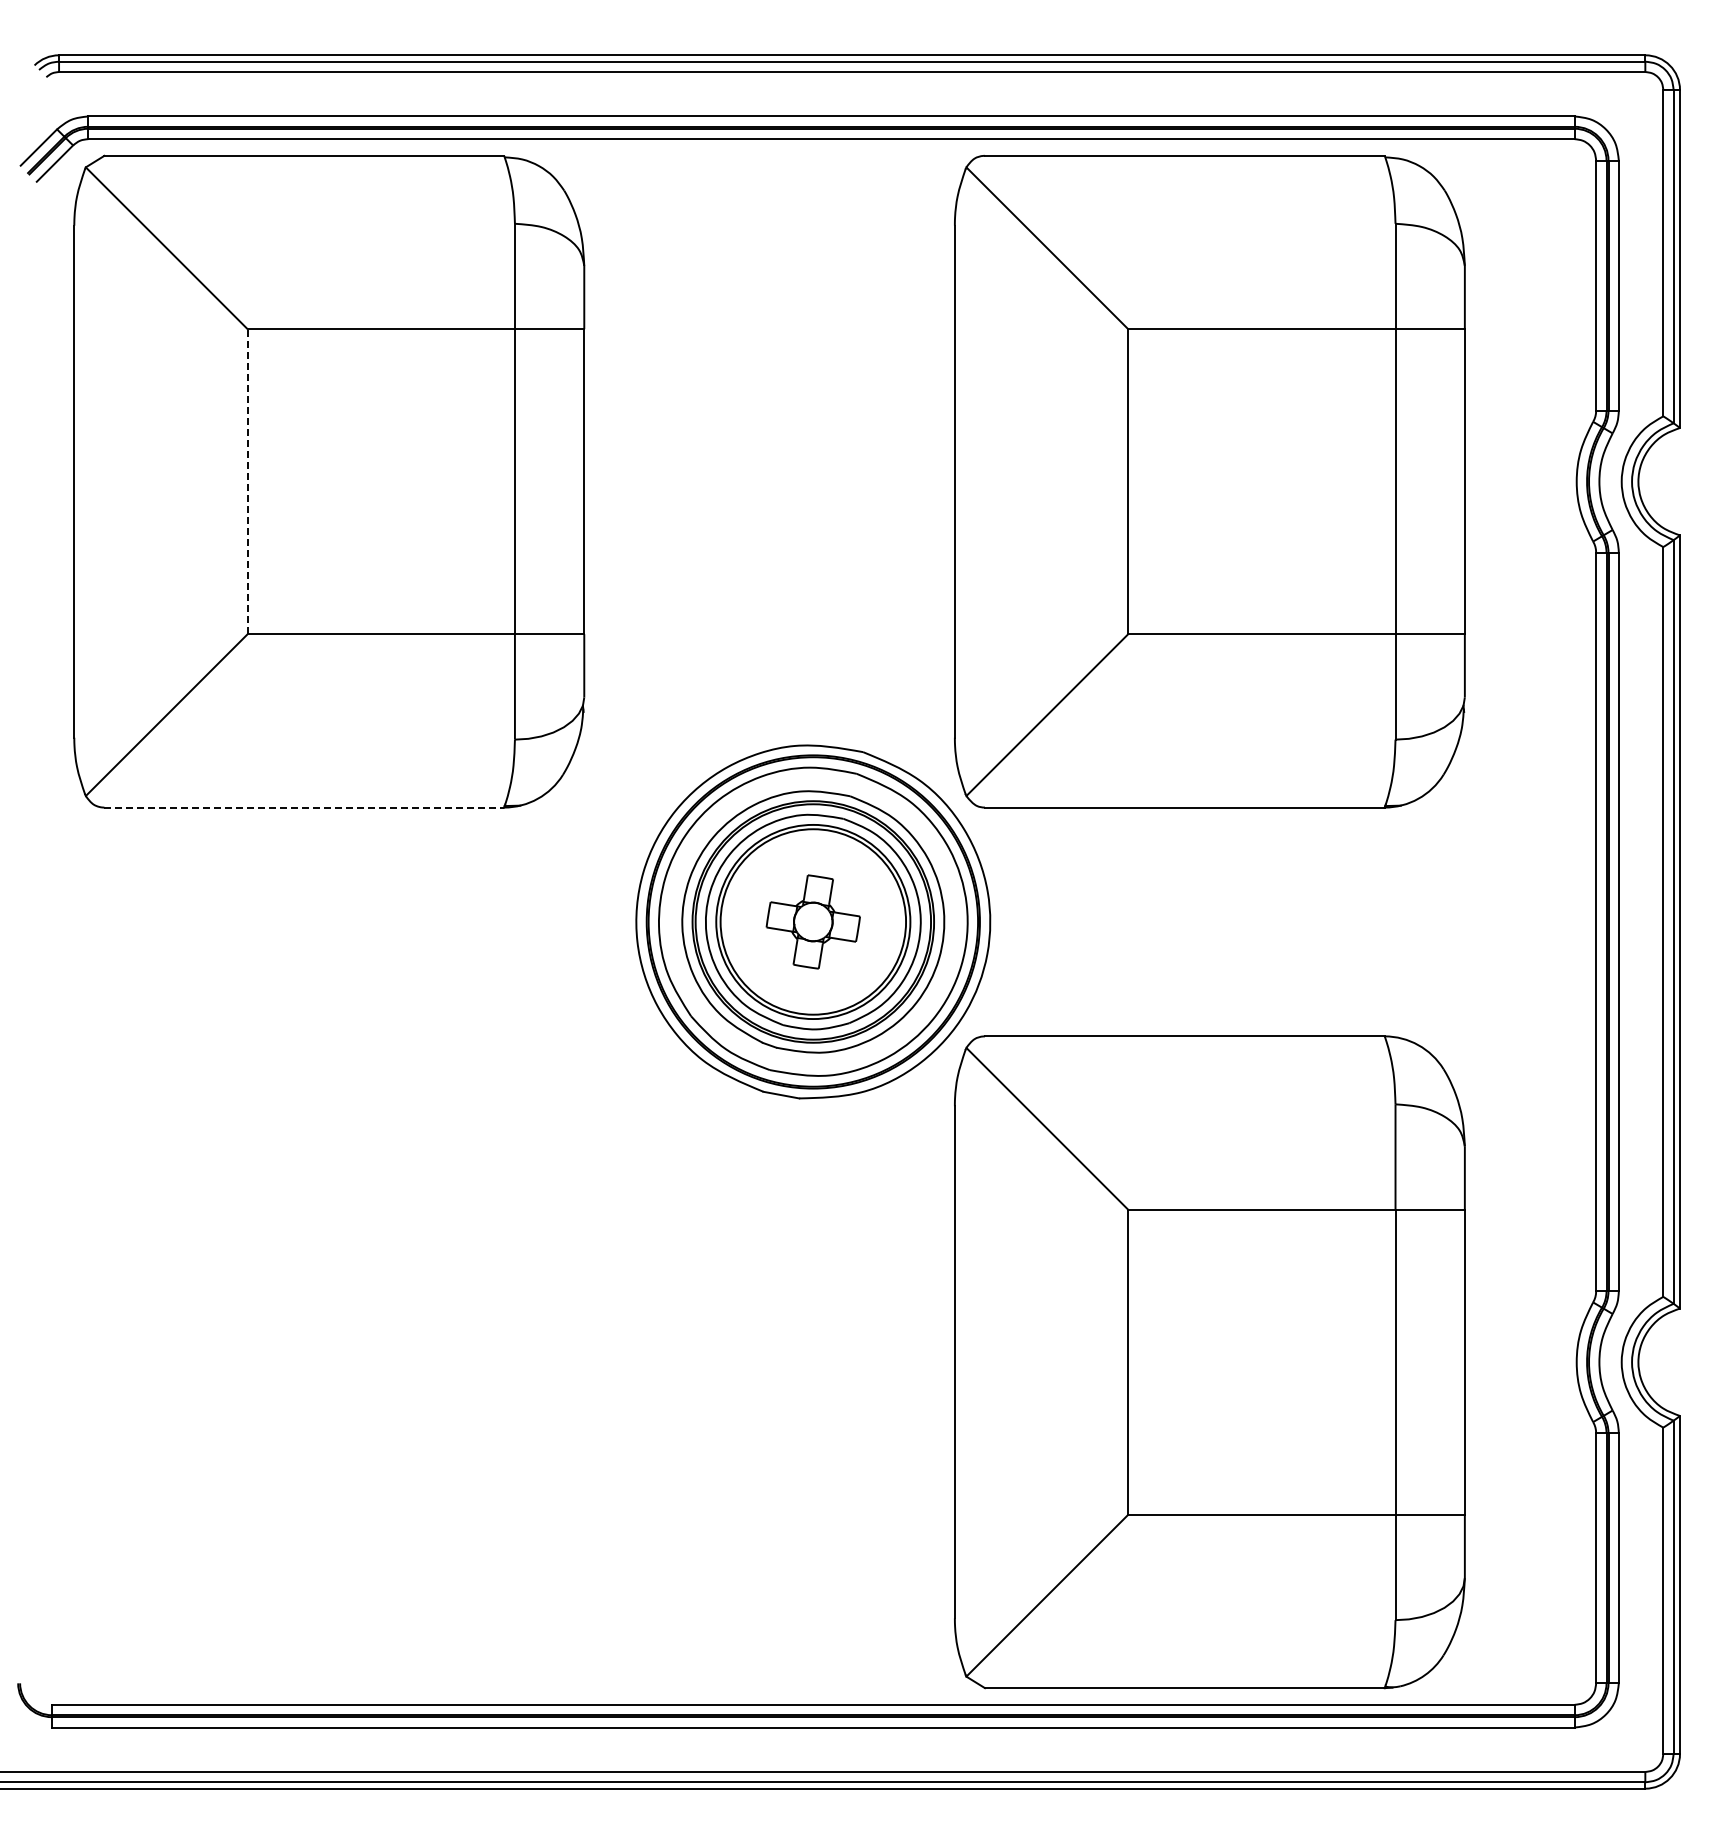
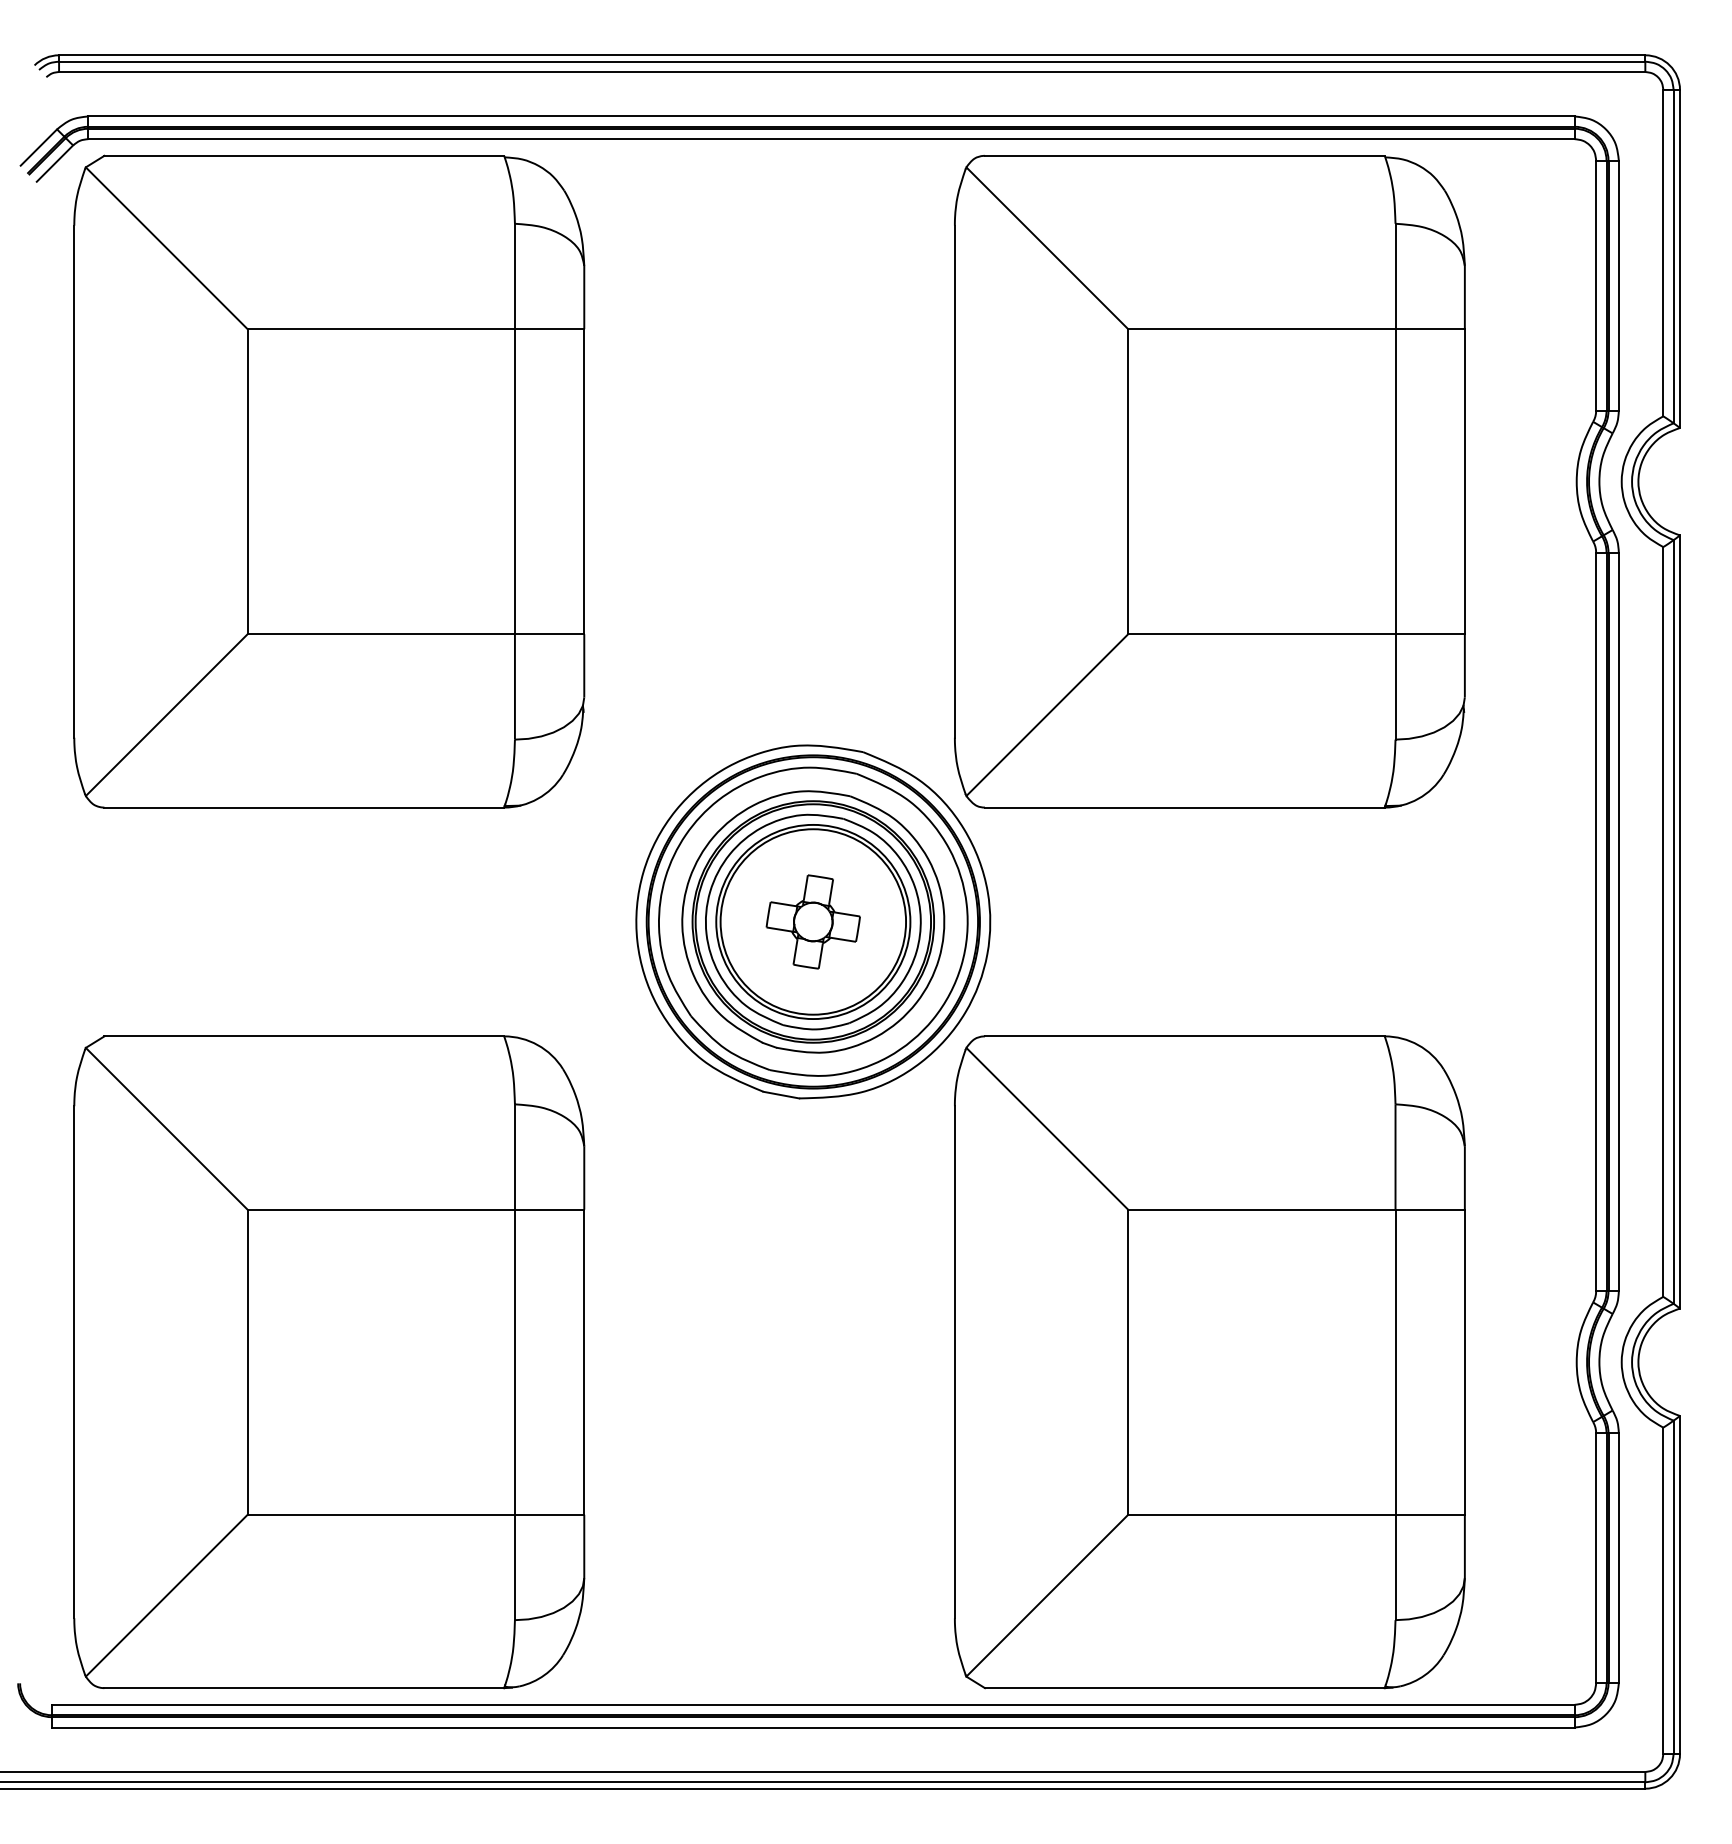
line: dashed -> solid (247, 481)
line: dashed -> solid (304, 807)
part: none -> present (329, 1362)
